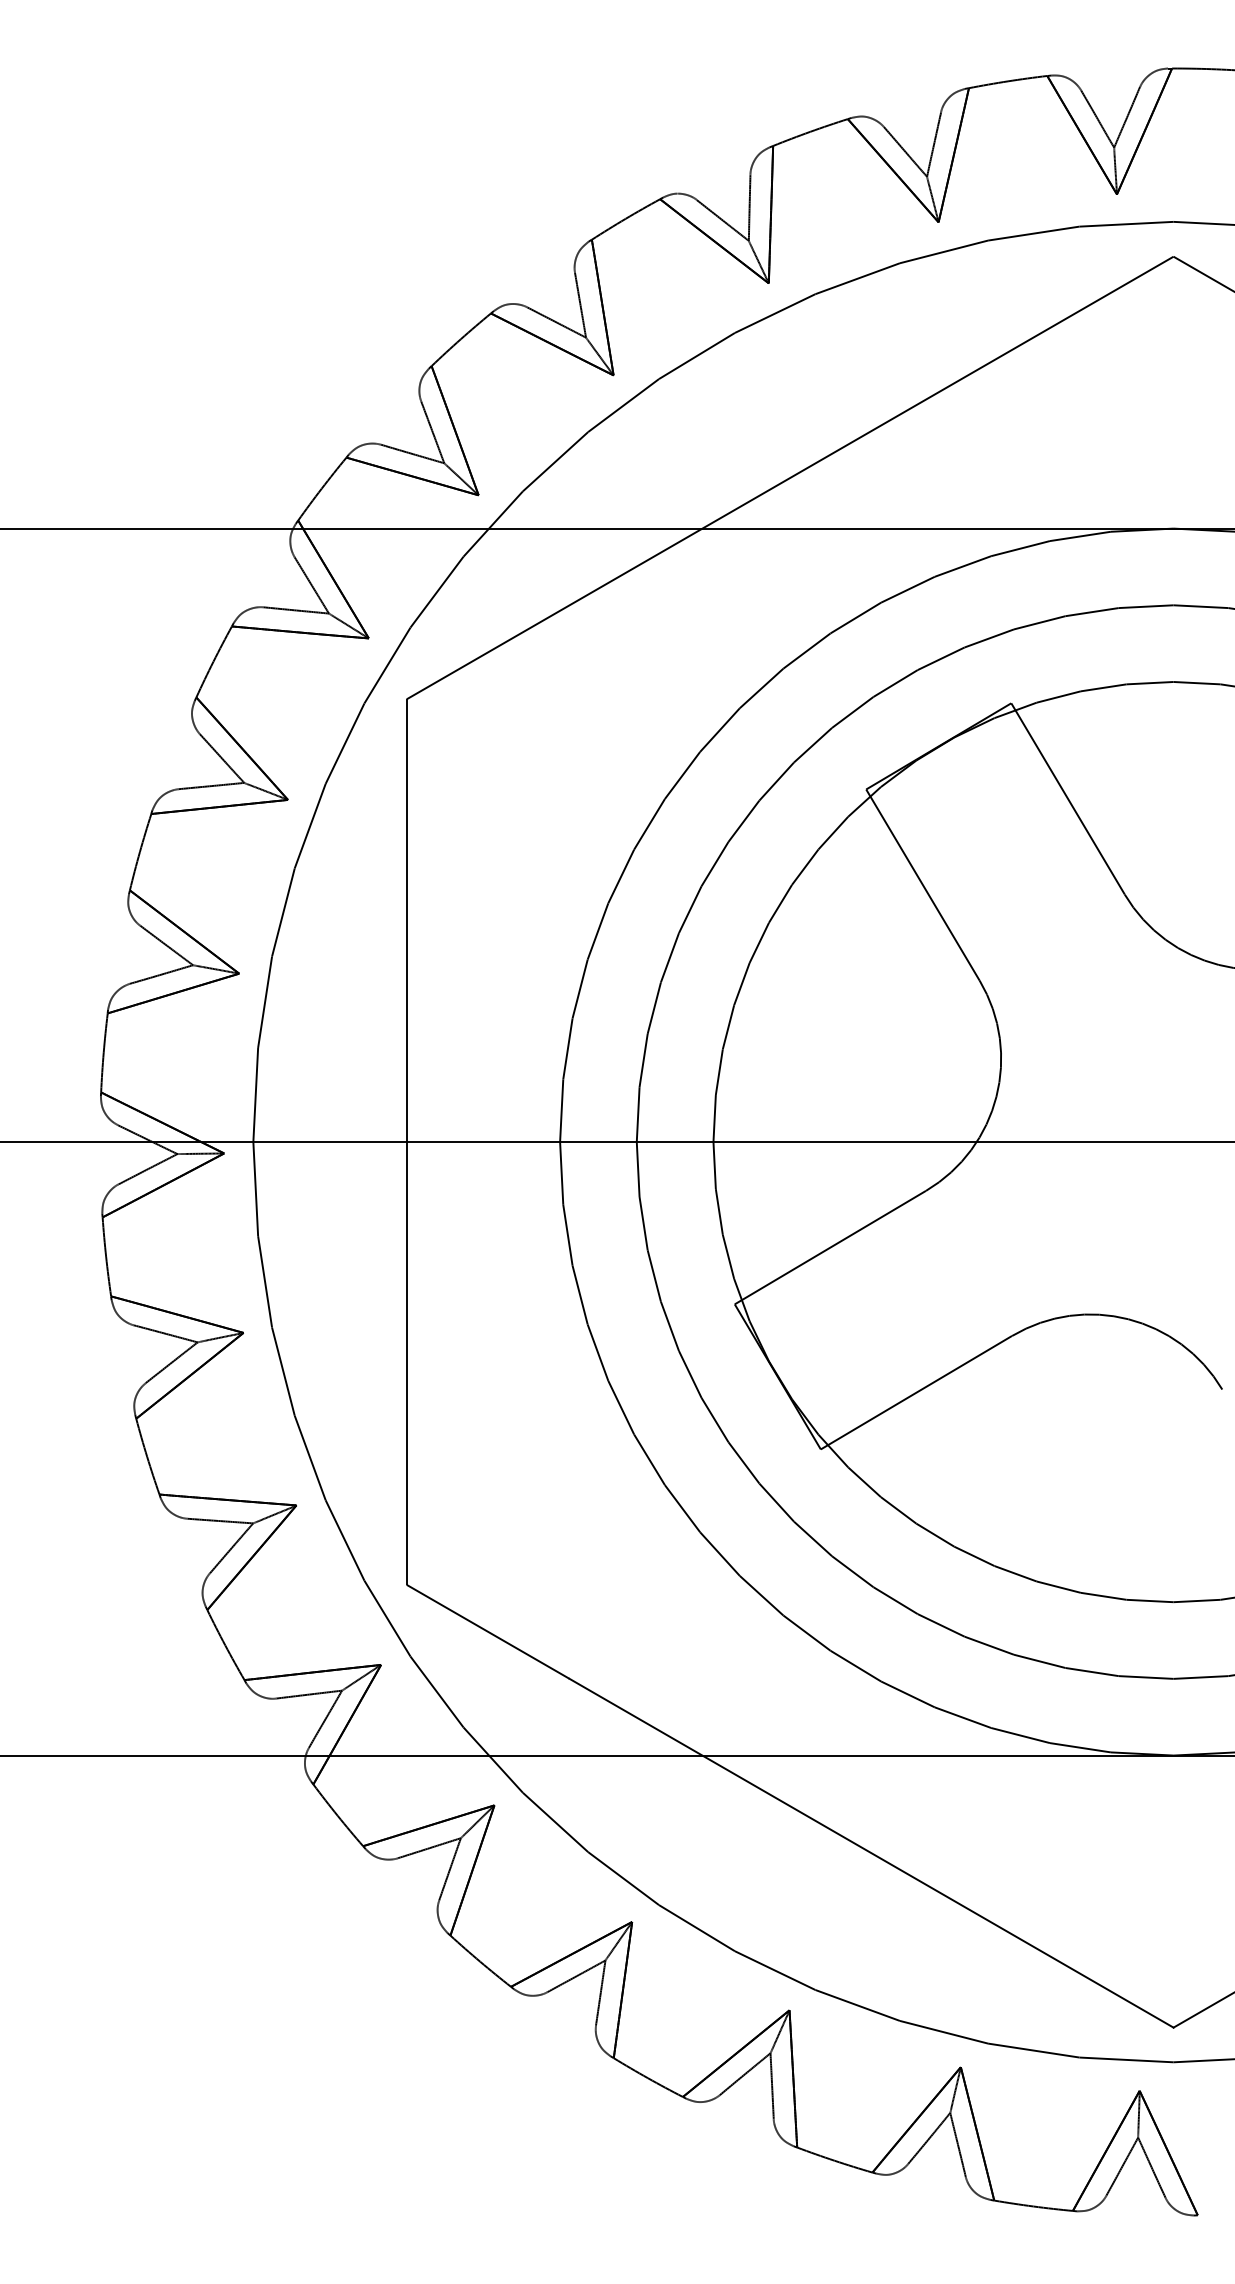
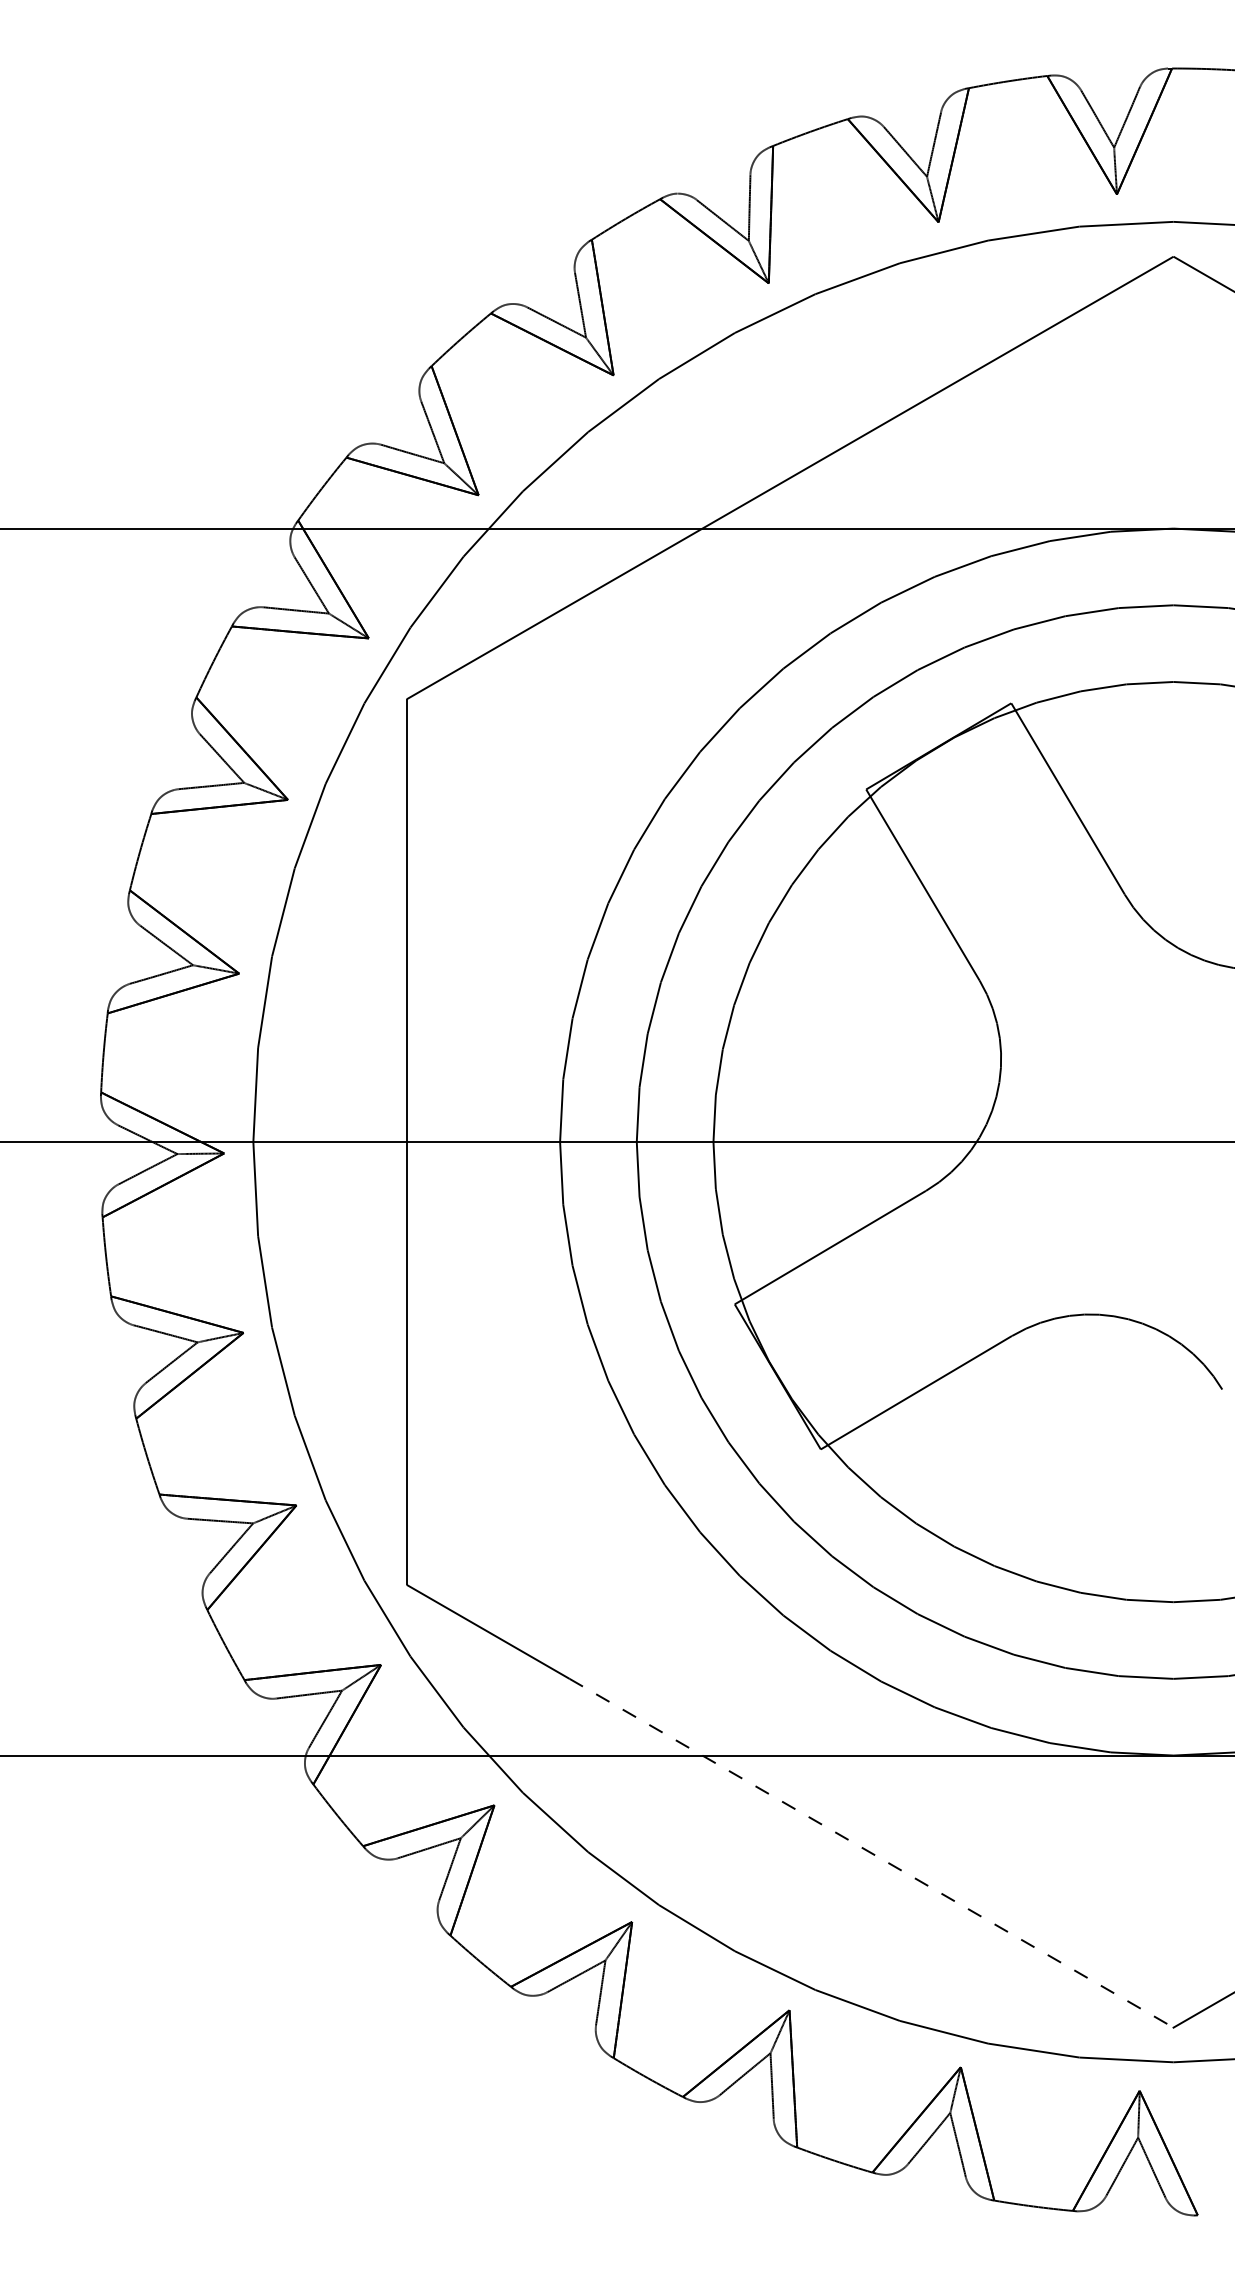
line: solid -> dashed (871, 1853)
